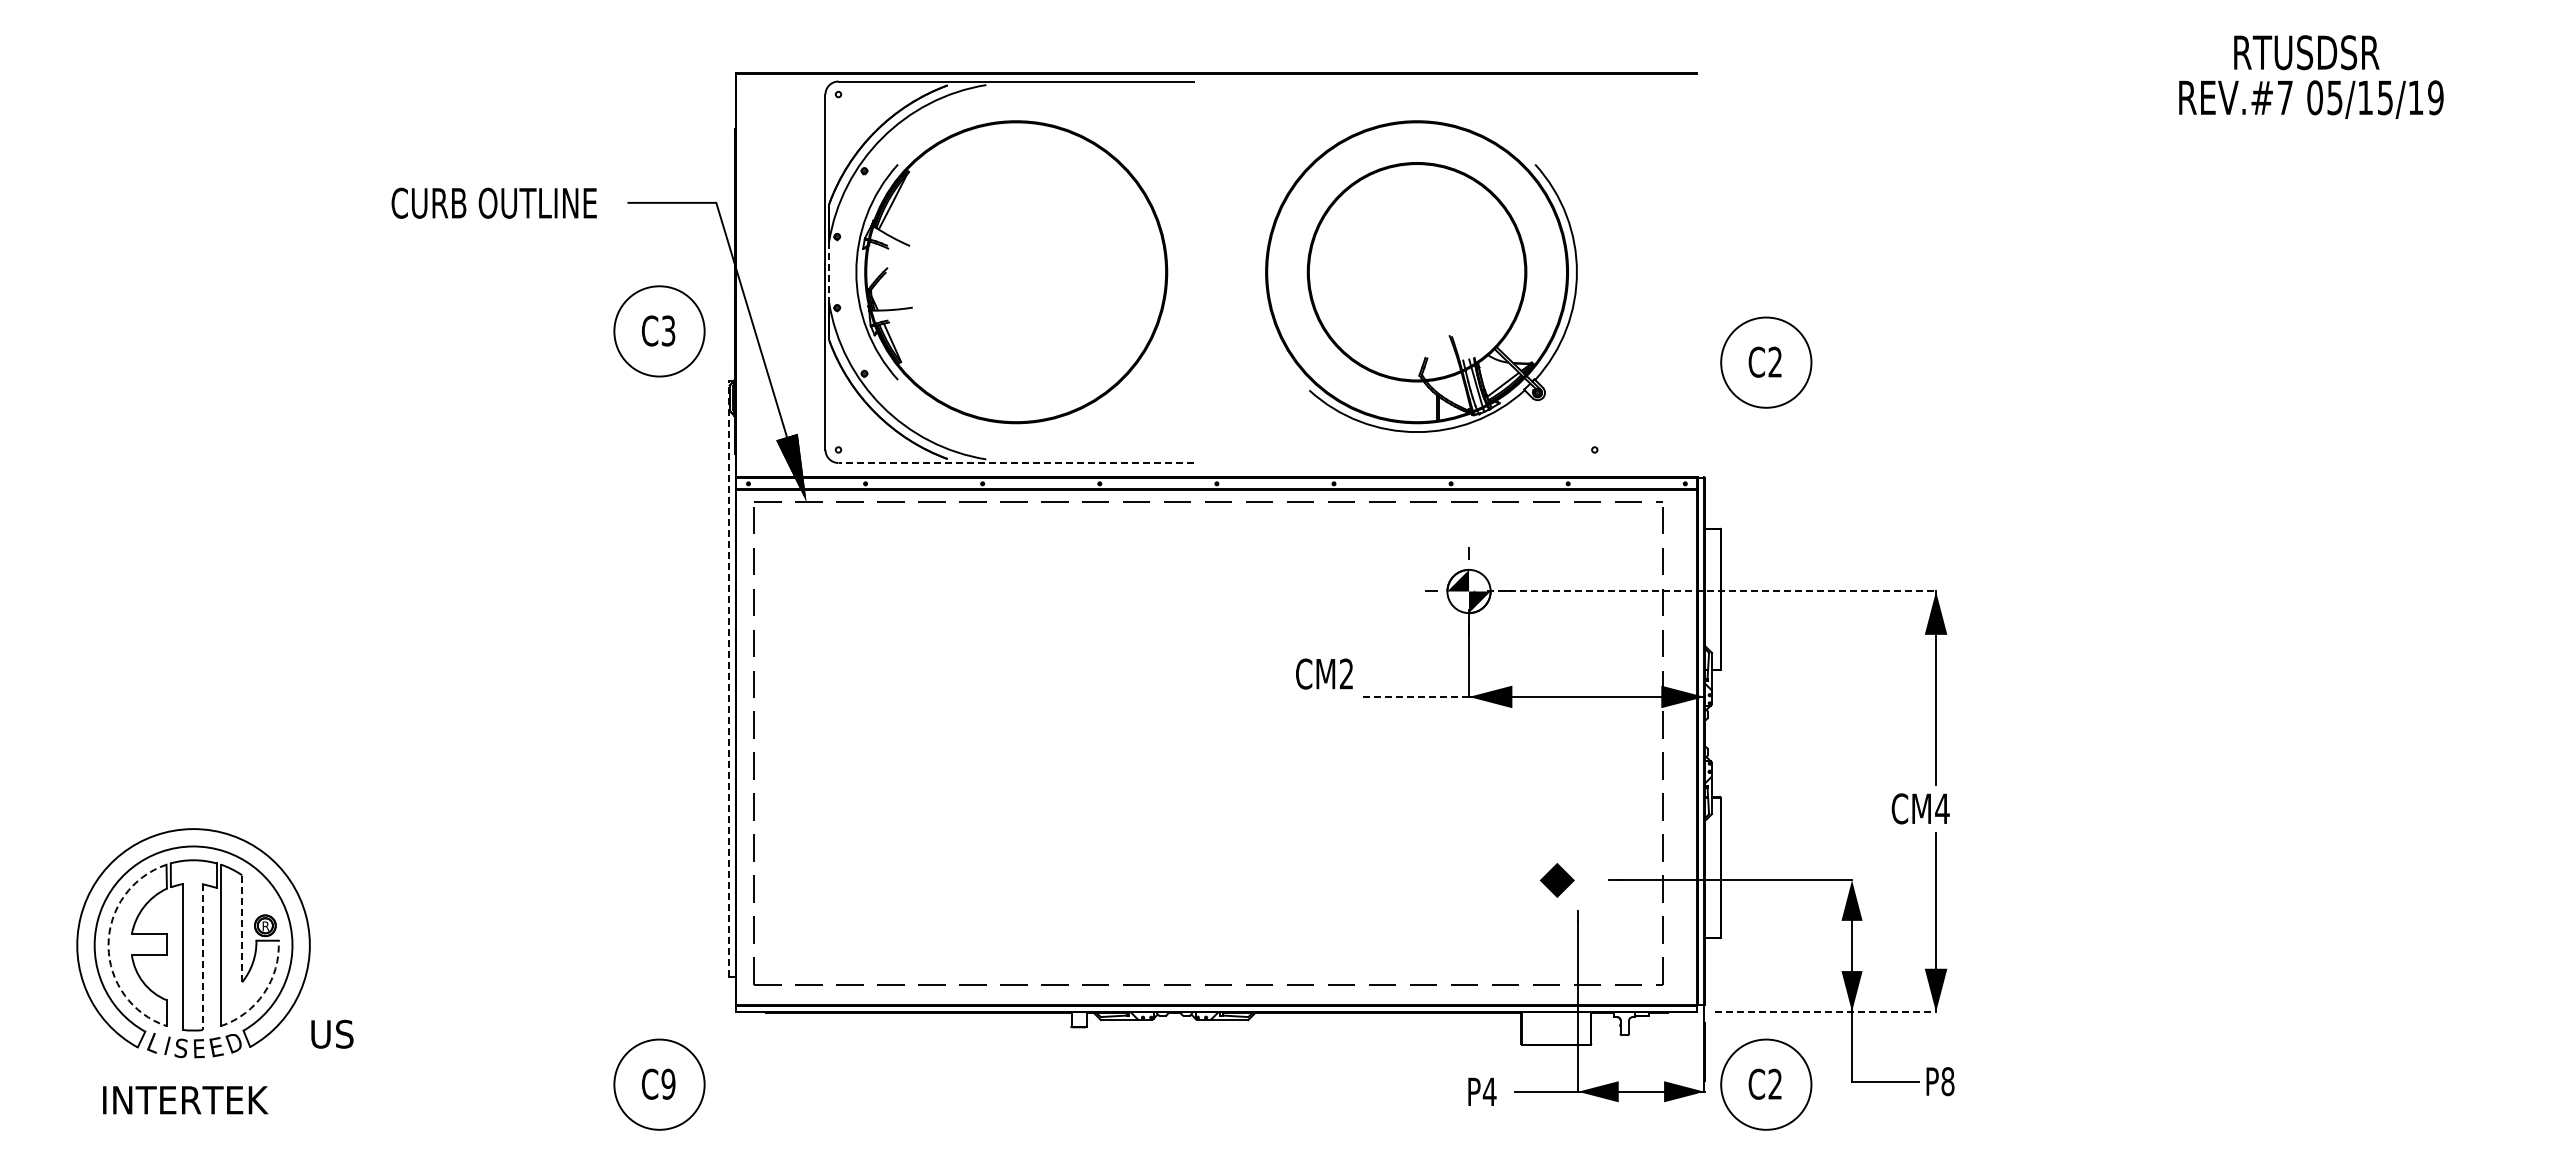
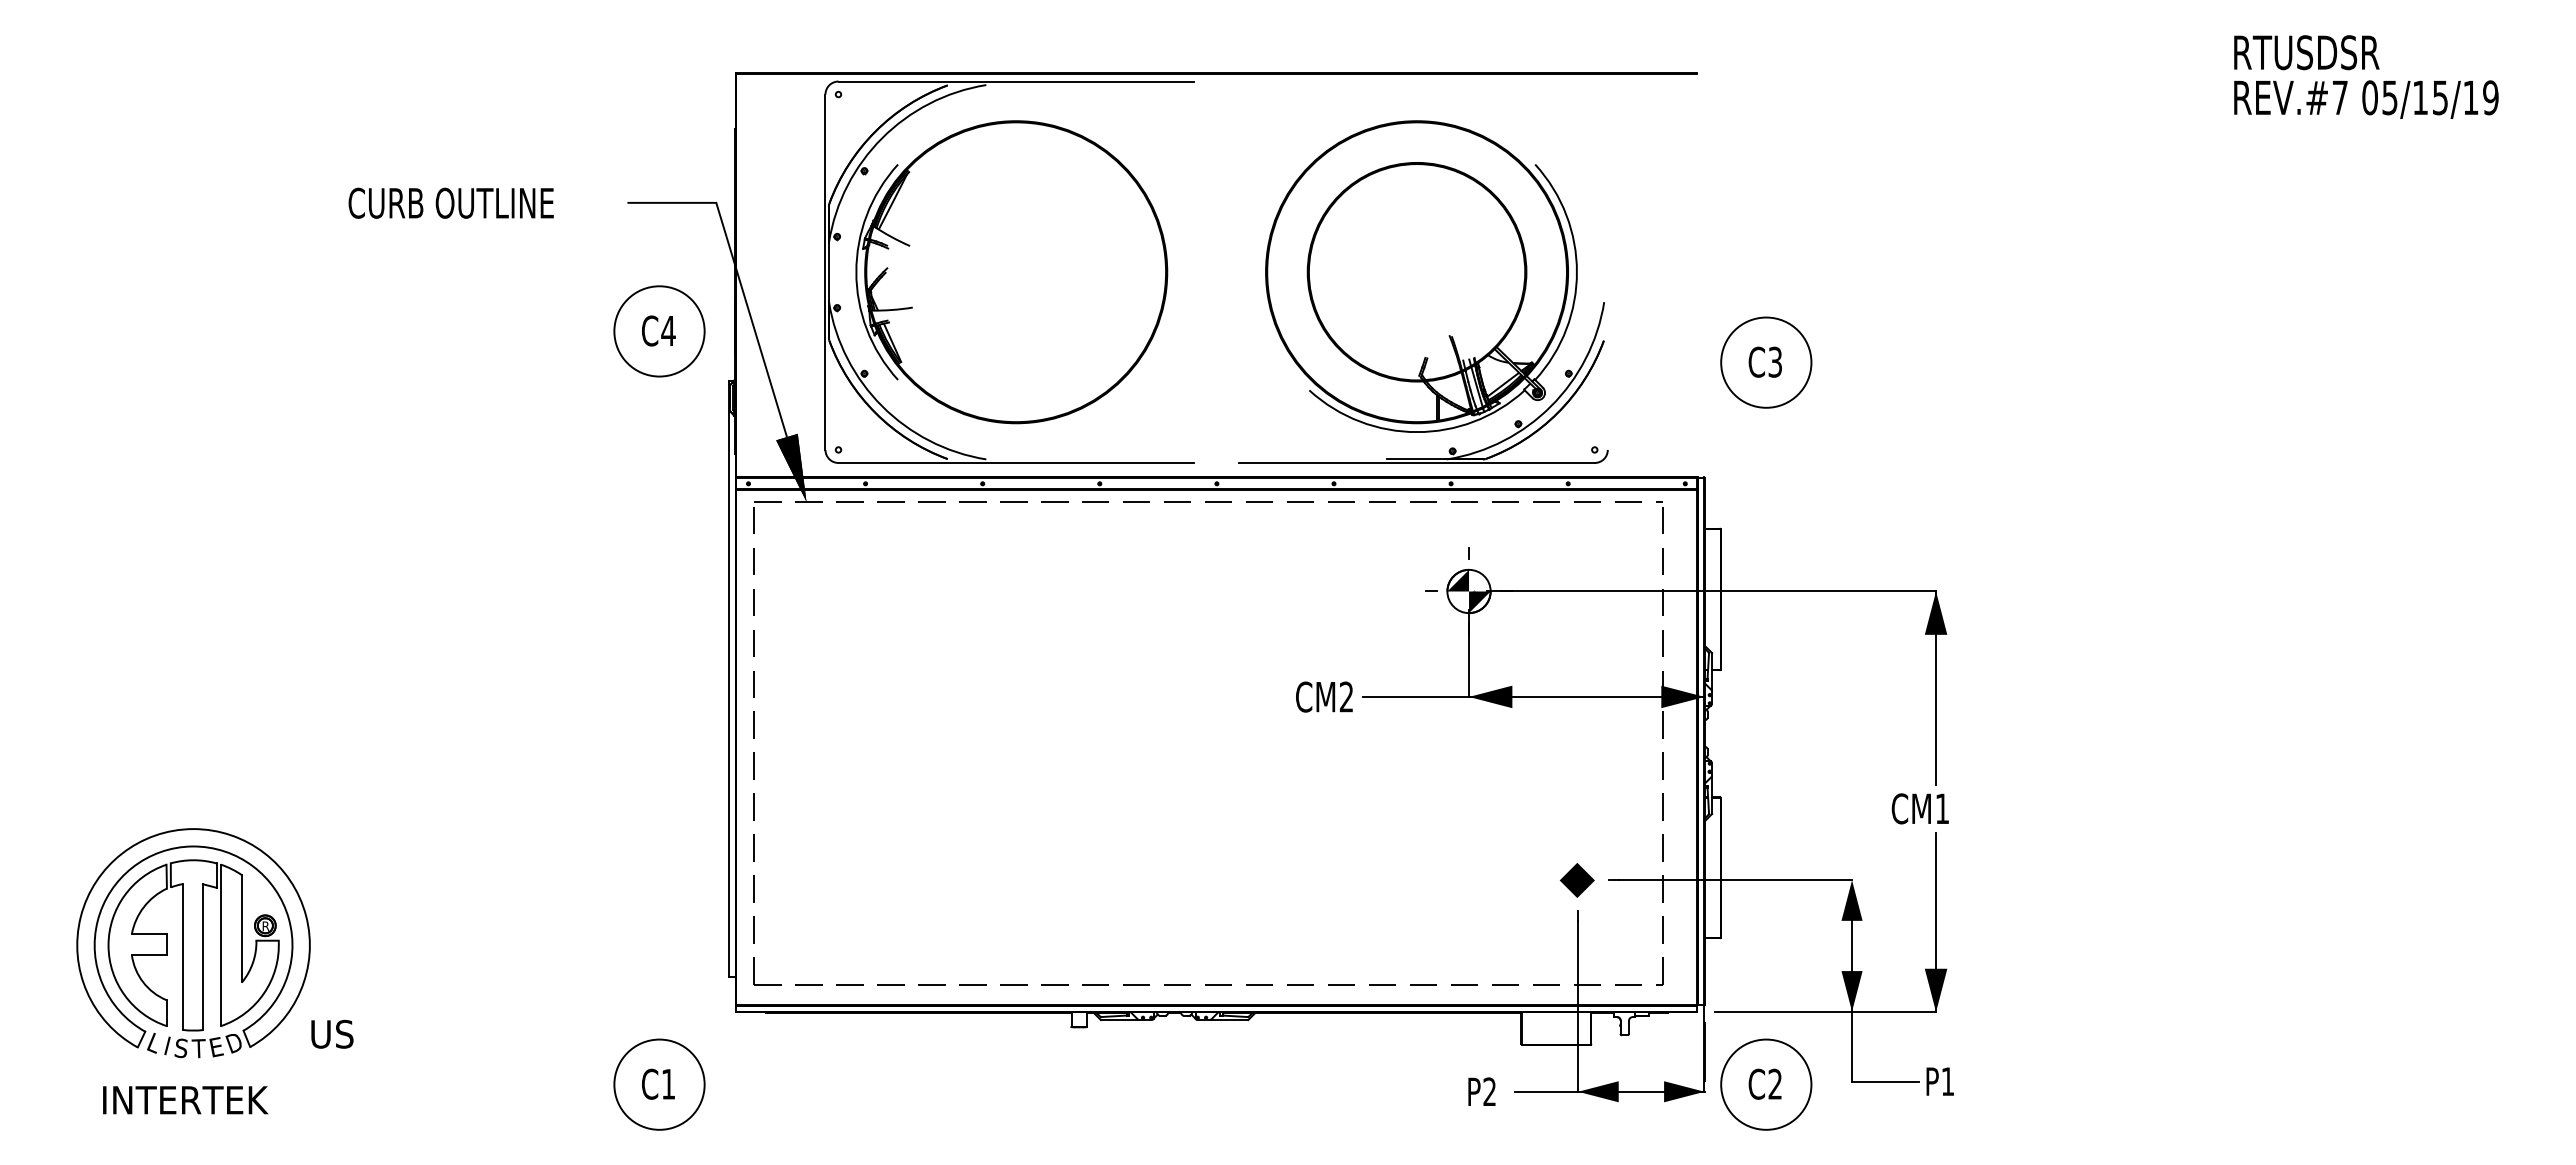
text position: (2311, 99) -> (2366, 99) (2366, 99)
text position: (493, 202) -> (450, 202) (450, 202)
line: dashed -> solid (829, 272)
text: C3 -> C4 (668, 330)
text: C2 -> C3 (1774, 362)
part: none -> present (1451, 447)
line: dashed -> solid (1016, 462)
line: dashed -> solid (1712, 591)
text position: (1324, 673) -> (1324, 696) (1324, 696)
line: dashed -> solid (729, 679)
line: dashed -> solid (1415, 696)
text: CM4 -> CM1 (1942, 808)
part position: (1557, 880) -> (1577, 880) (1577, 880)
line: dashed -> solid (242, 928)
arc: dashed -> solid (108, 945)
line: dashed -> solid (202, 957)
arc: dashed -> solid (264, 993)
line: dashed -> solid (1826, 1012)
text: E -> T (198, 1048)
text: P8 -> P1 (1947, 1081)
text: C9 -> C1 (668, 1083)
text: P4 -> P2 (1489, 1091)
